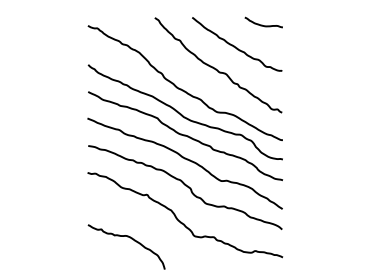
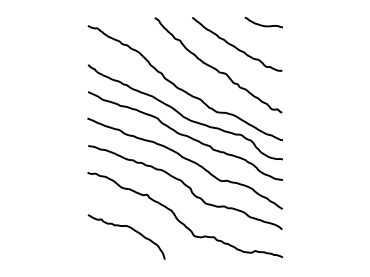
curve position: (131, 239) -> (131, 229) (131, 229)
